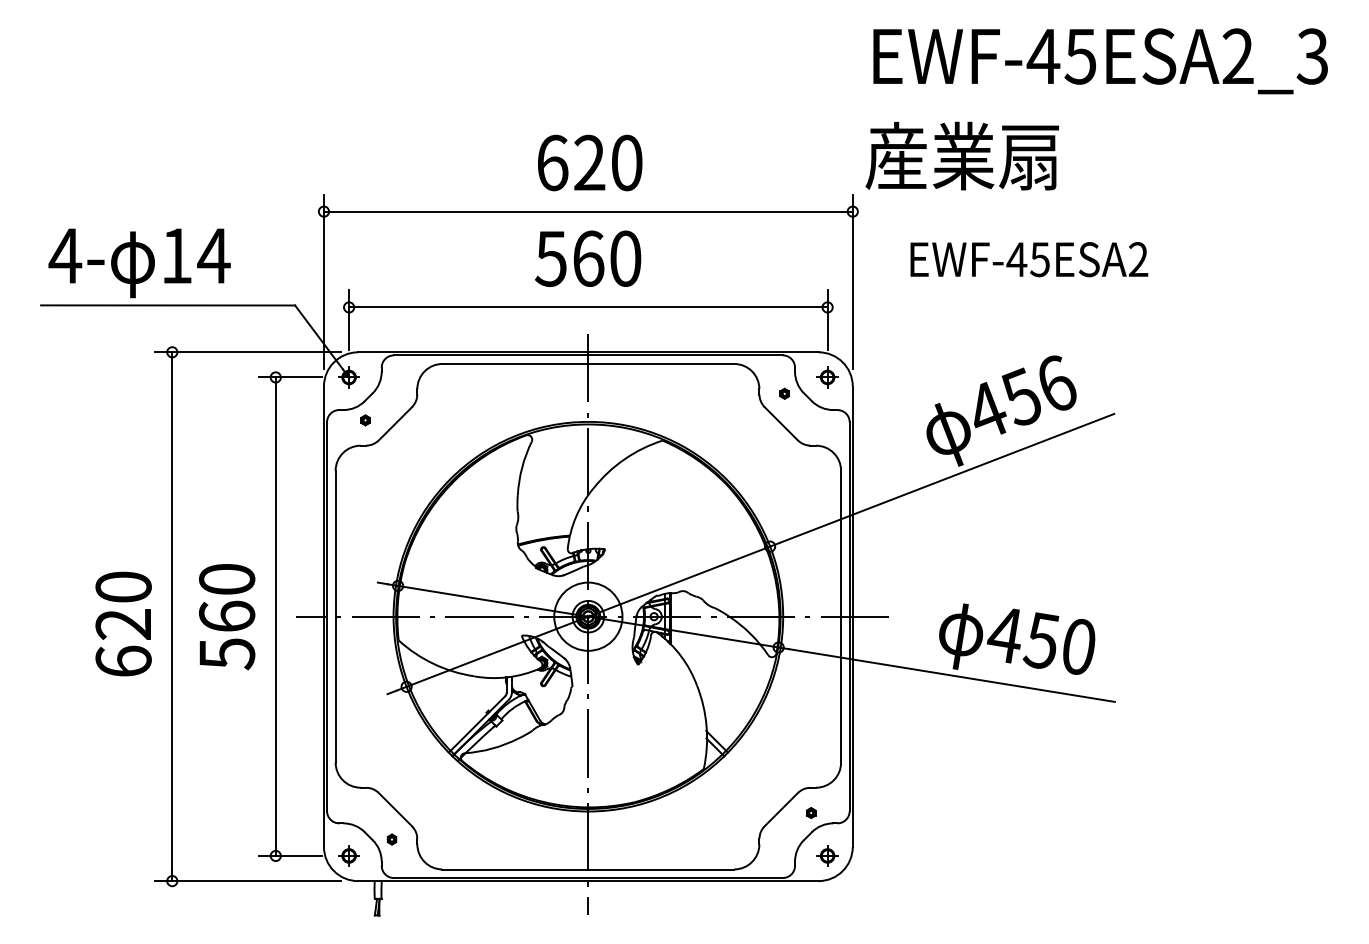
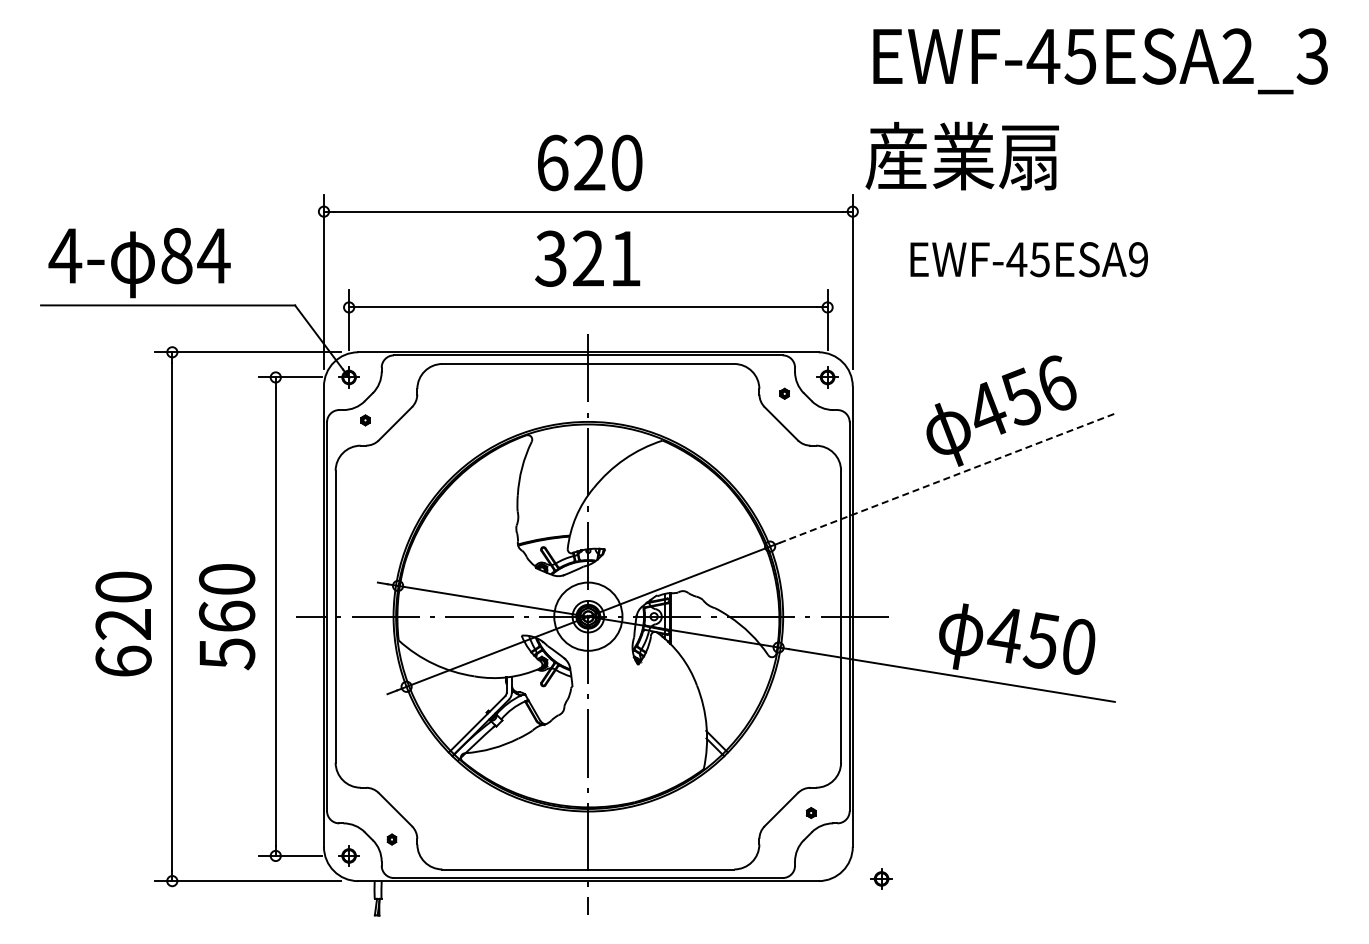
text: 14 -> 84 (176, 255)
text: 560 -> 321 (588, 258)
text: EWF-45ESA2 -> EWF-45ESA9 (1138, 259)
line: solid -> dashed (946, 478)
part position: (827, 855) -> (881, 878) (881, 878)
